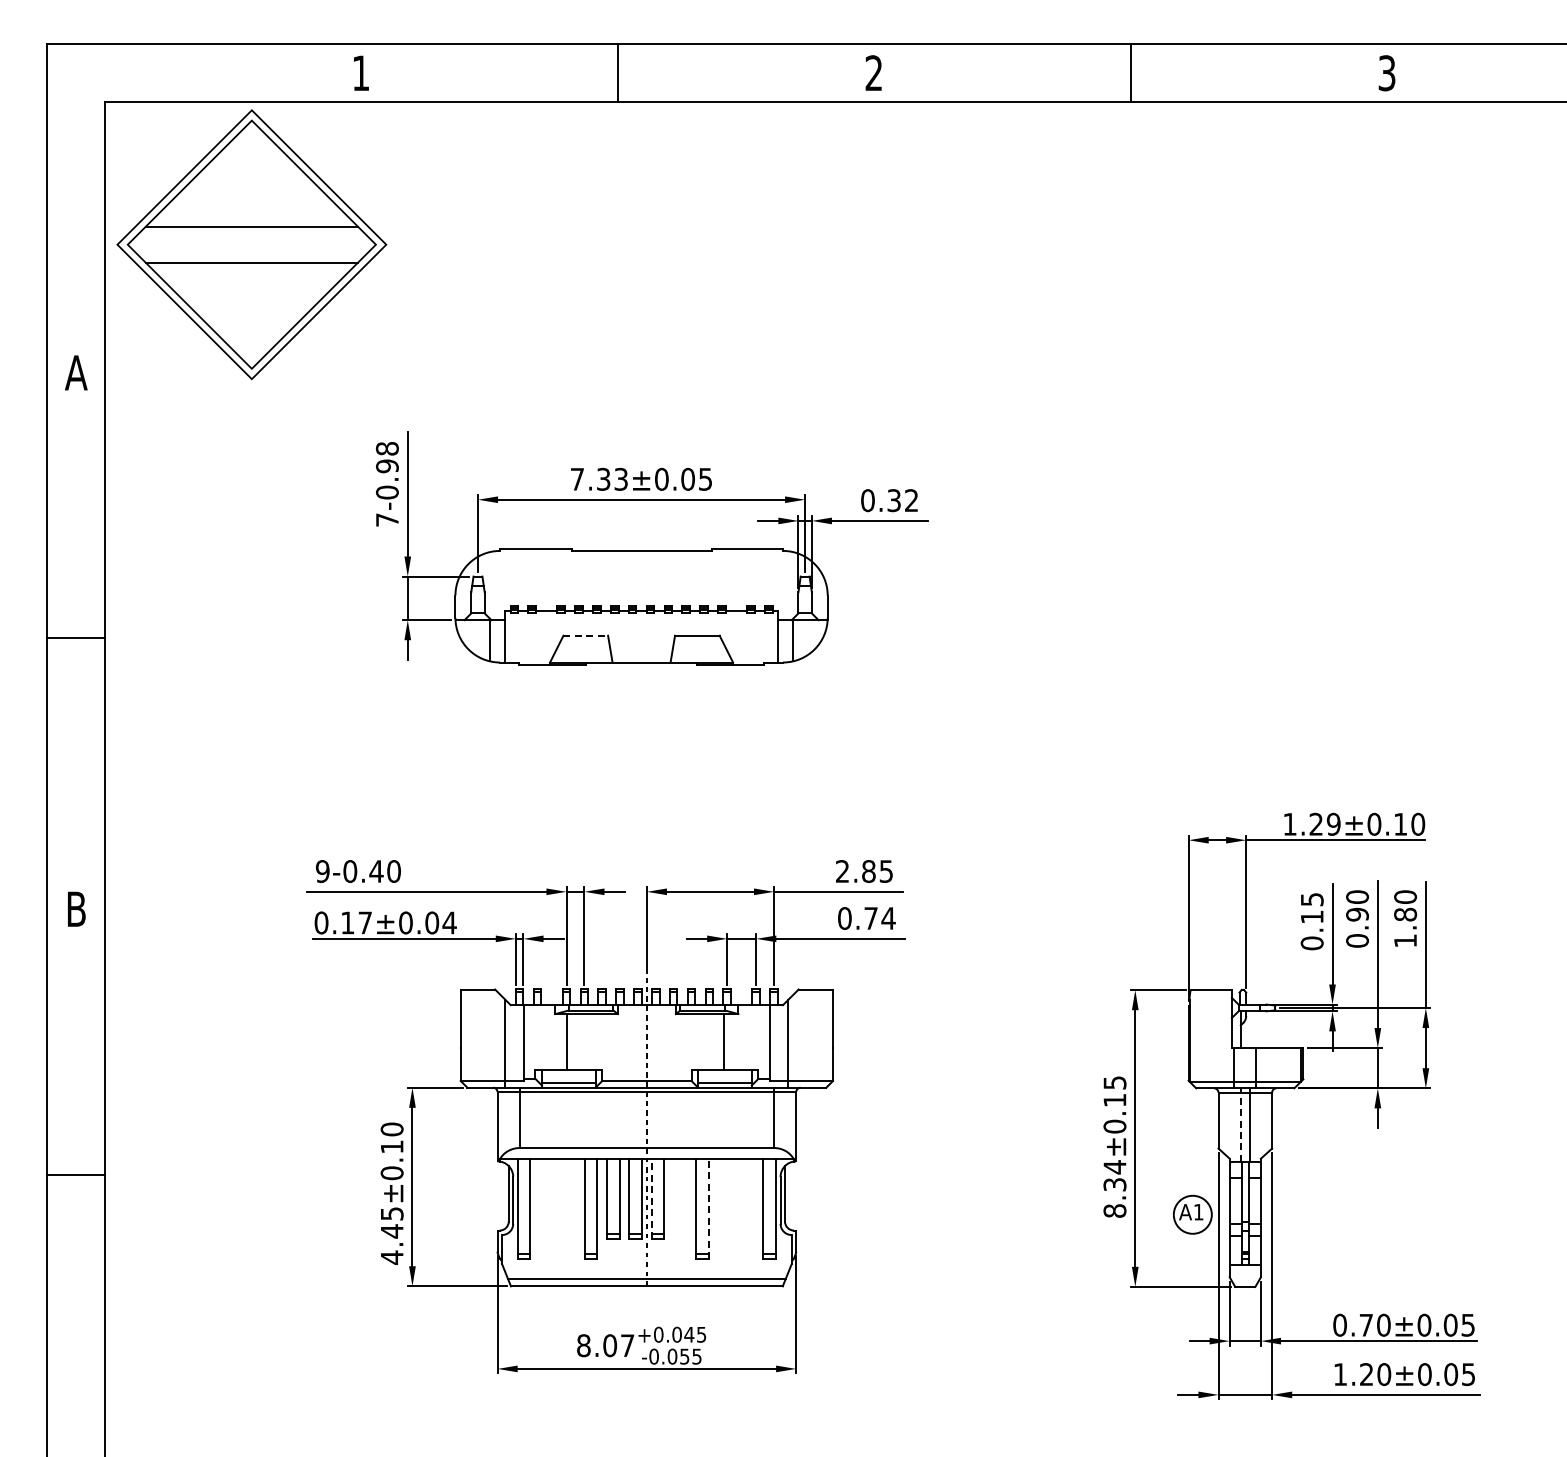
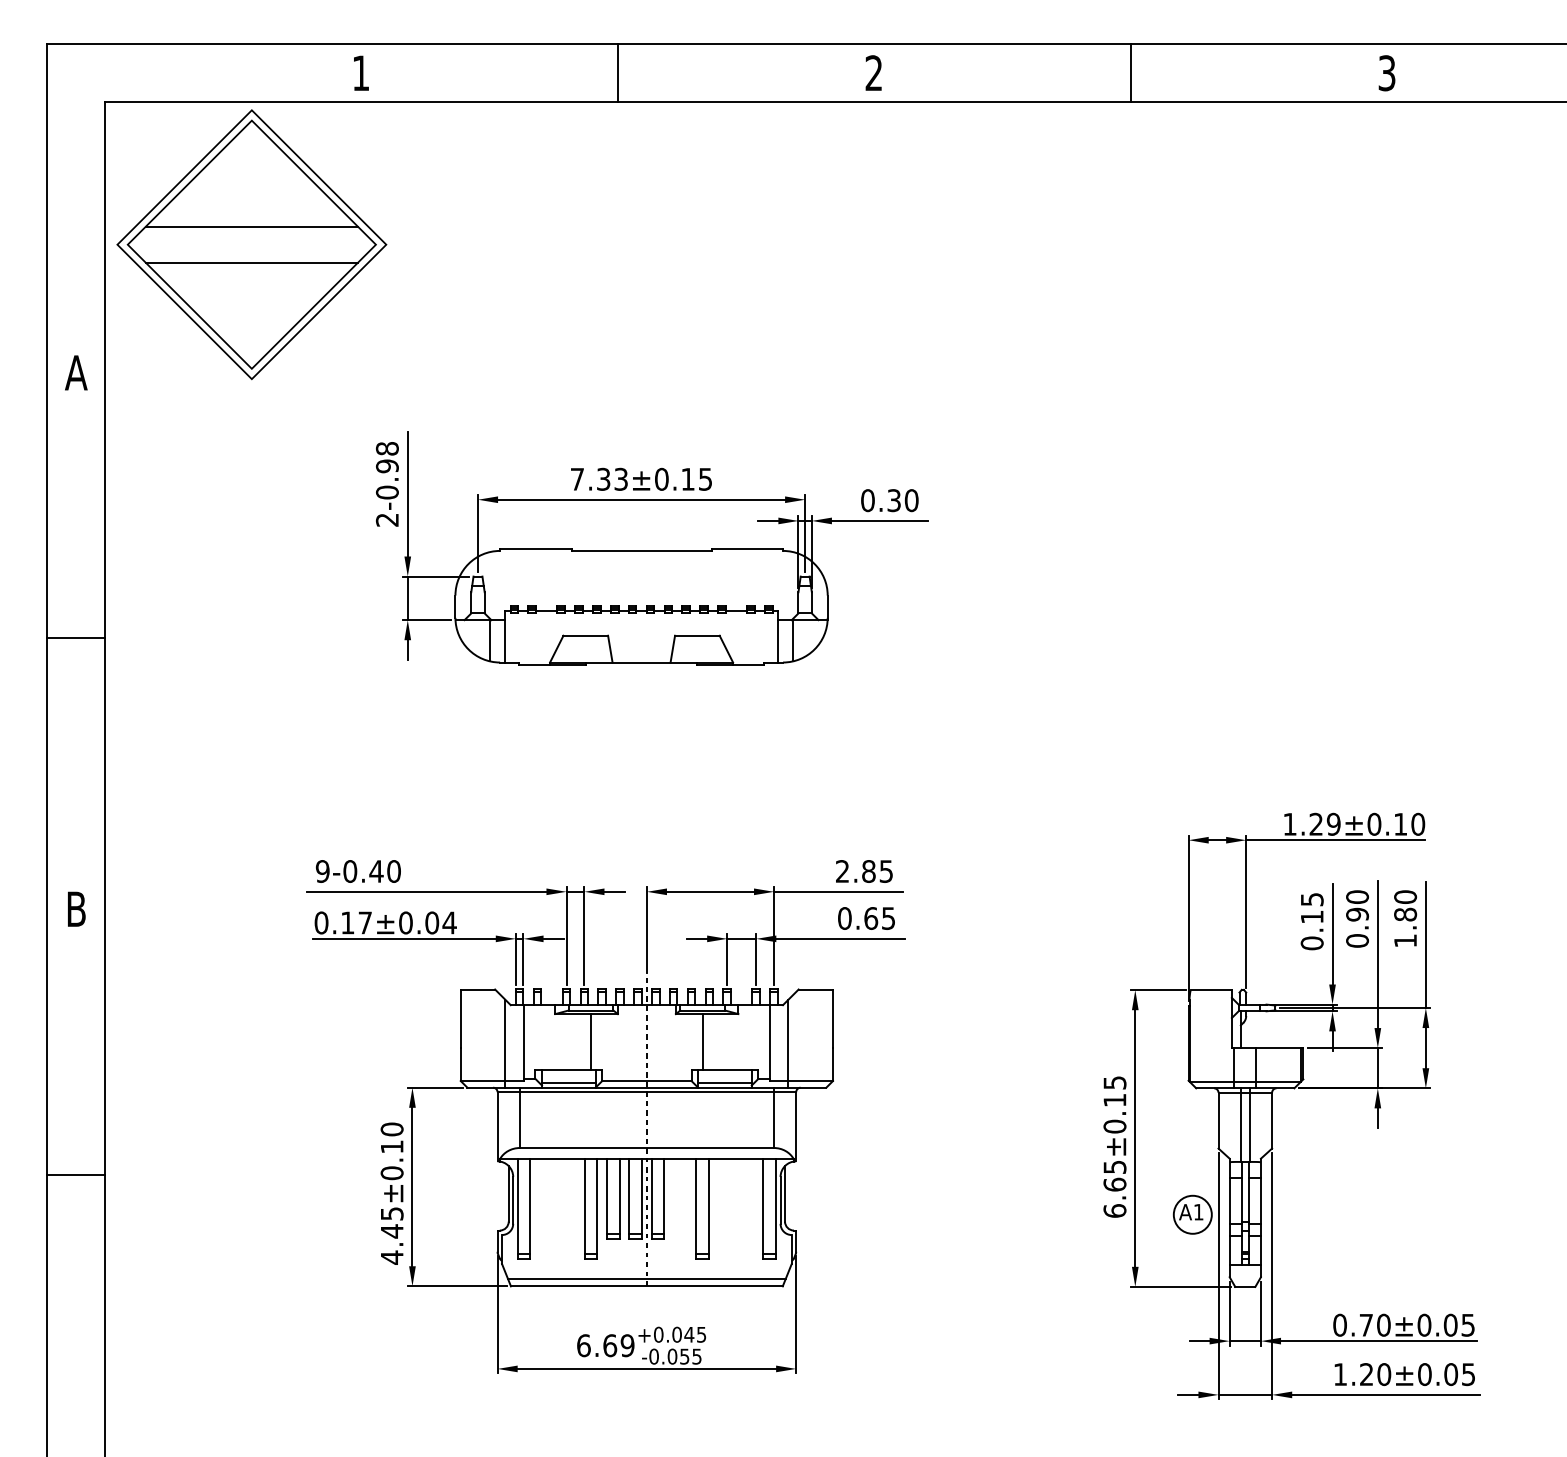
text: 7.33±0.05 -> 7.33±0.15 (687, 478)
text: 0.32 -> 0.30 (911, 500)
text: 7-0.98 -> 2-0.98 (386, 519)
line: dashed -> solid (586, 635)
text: 0.74 -> 0.65 (879, 918)
line position: (567, 1041) -> (591, 1041) (591, 1041)
line position: (723, 1041) -> (702, 1041) (702, 1041)
line: dashed -> solid (1240, 1125)
text: 8.34±0.15 -> 6.65±0.15 (1114, 1188)
line: dashed -> solid (651, 1198)
line: dashed -> solid (708, 1208)
text: 8.07 -> 6.69 (605, 1345)
